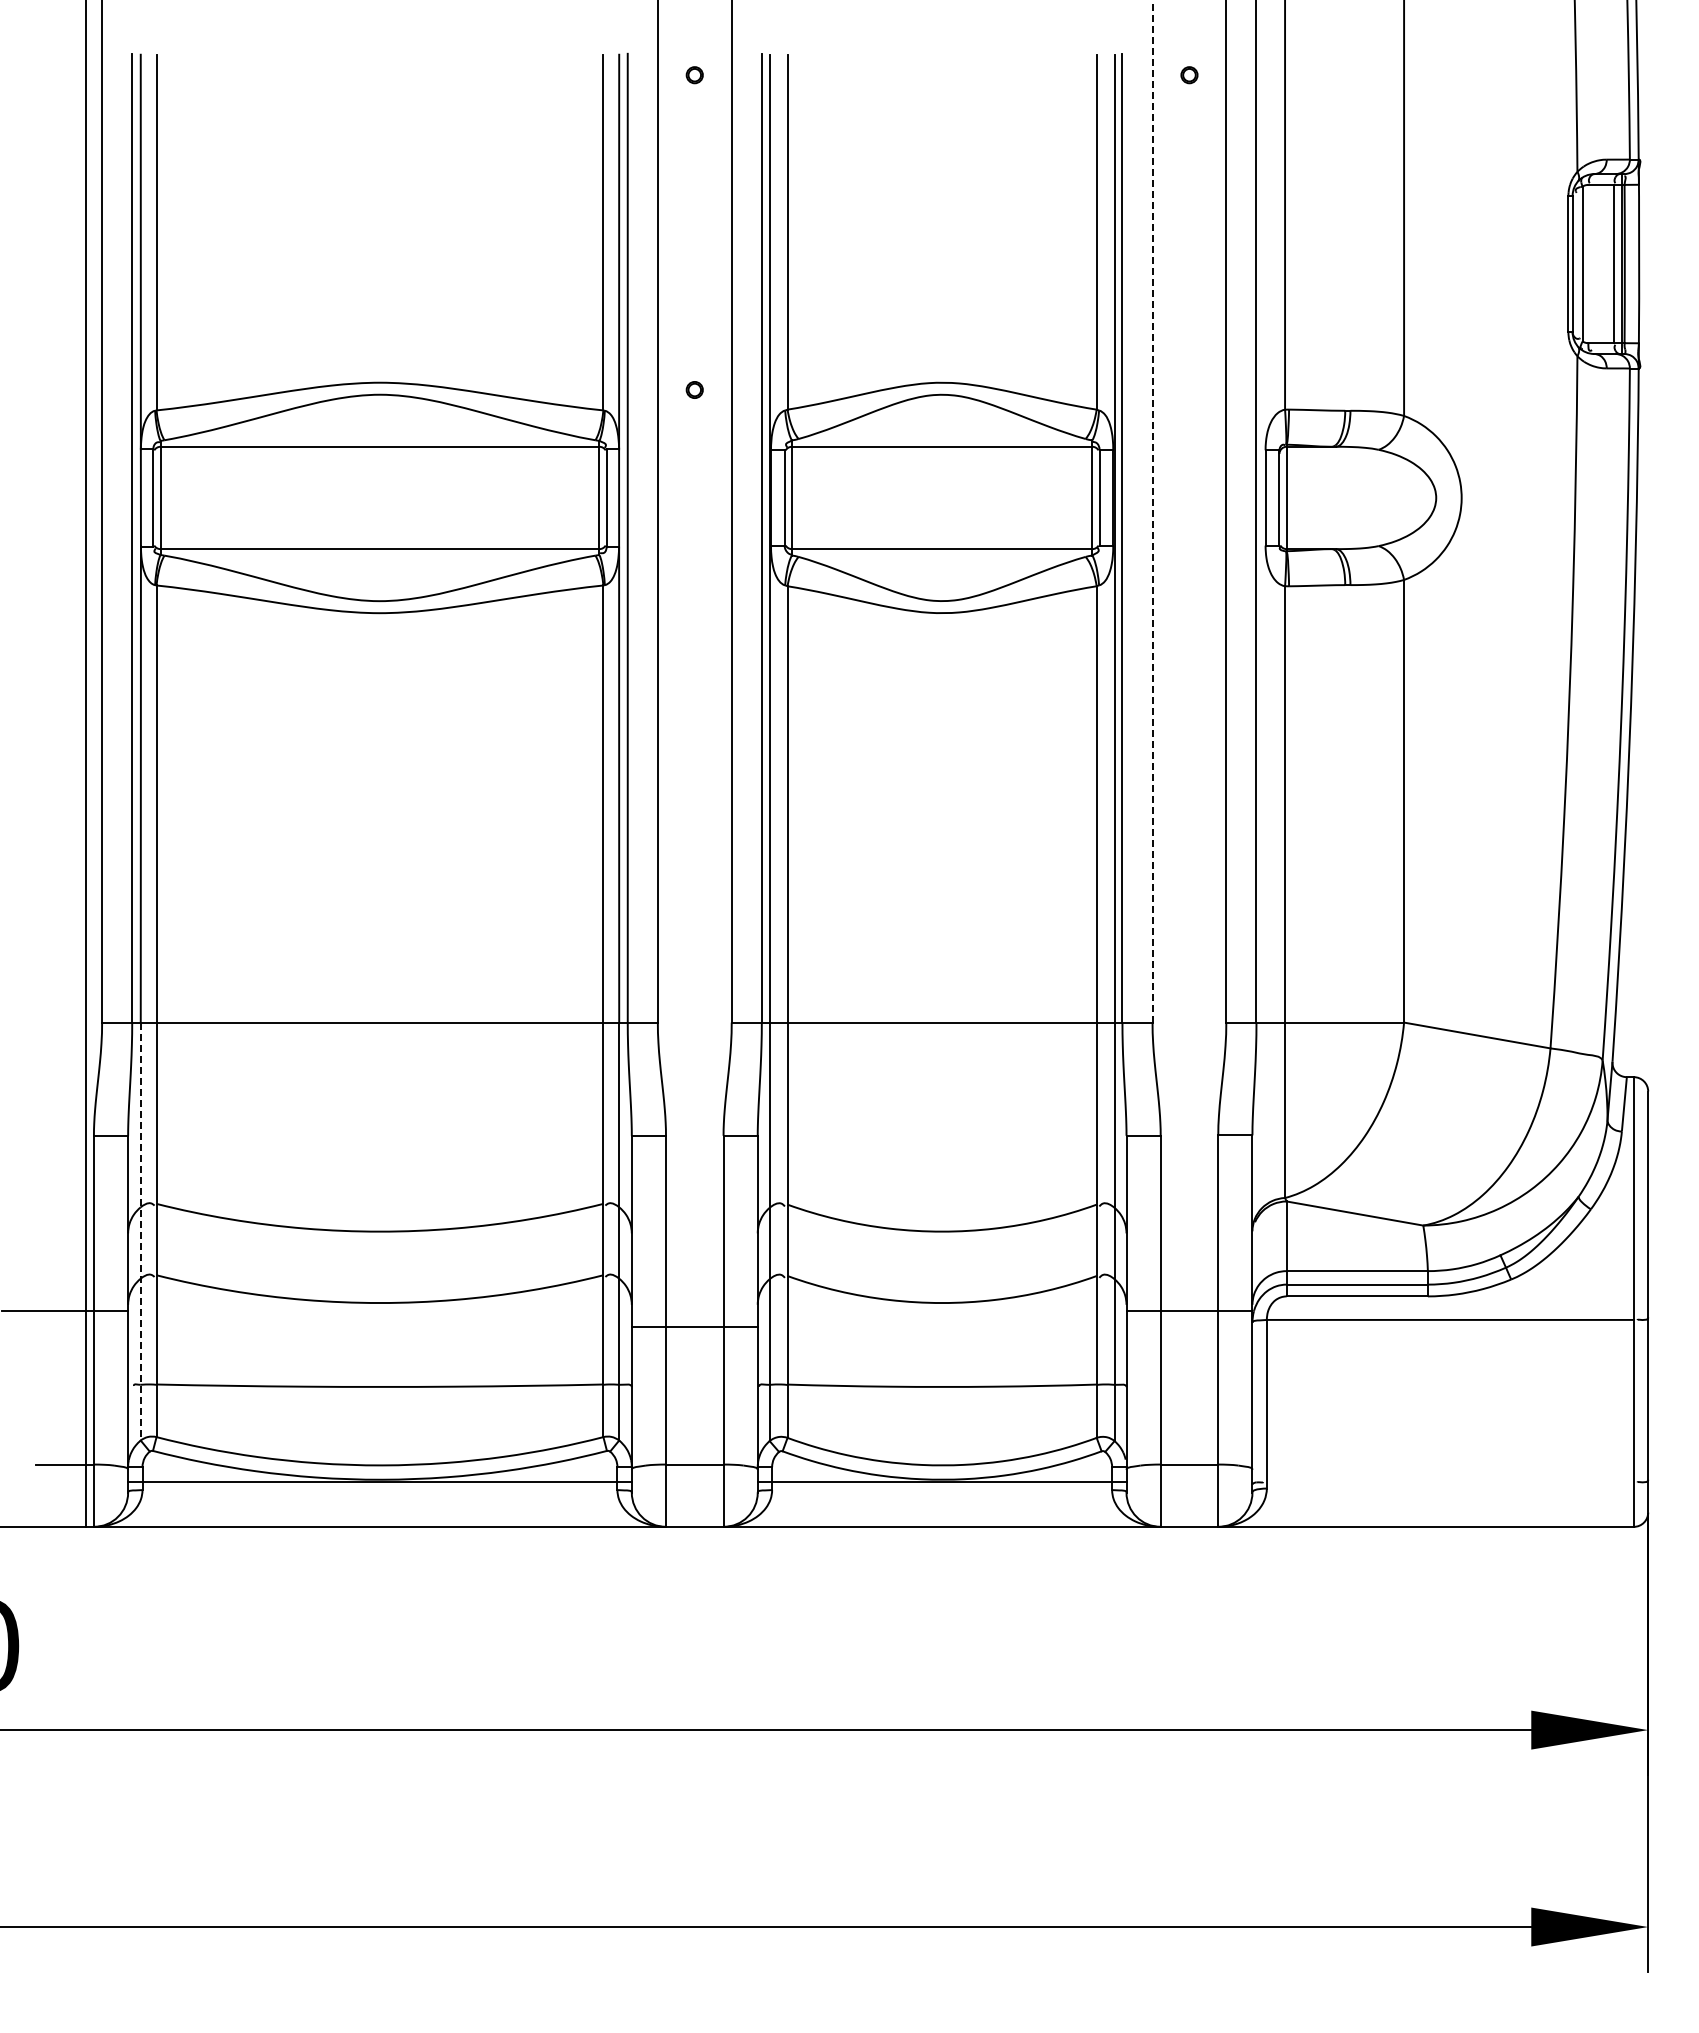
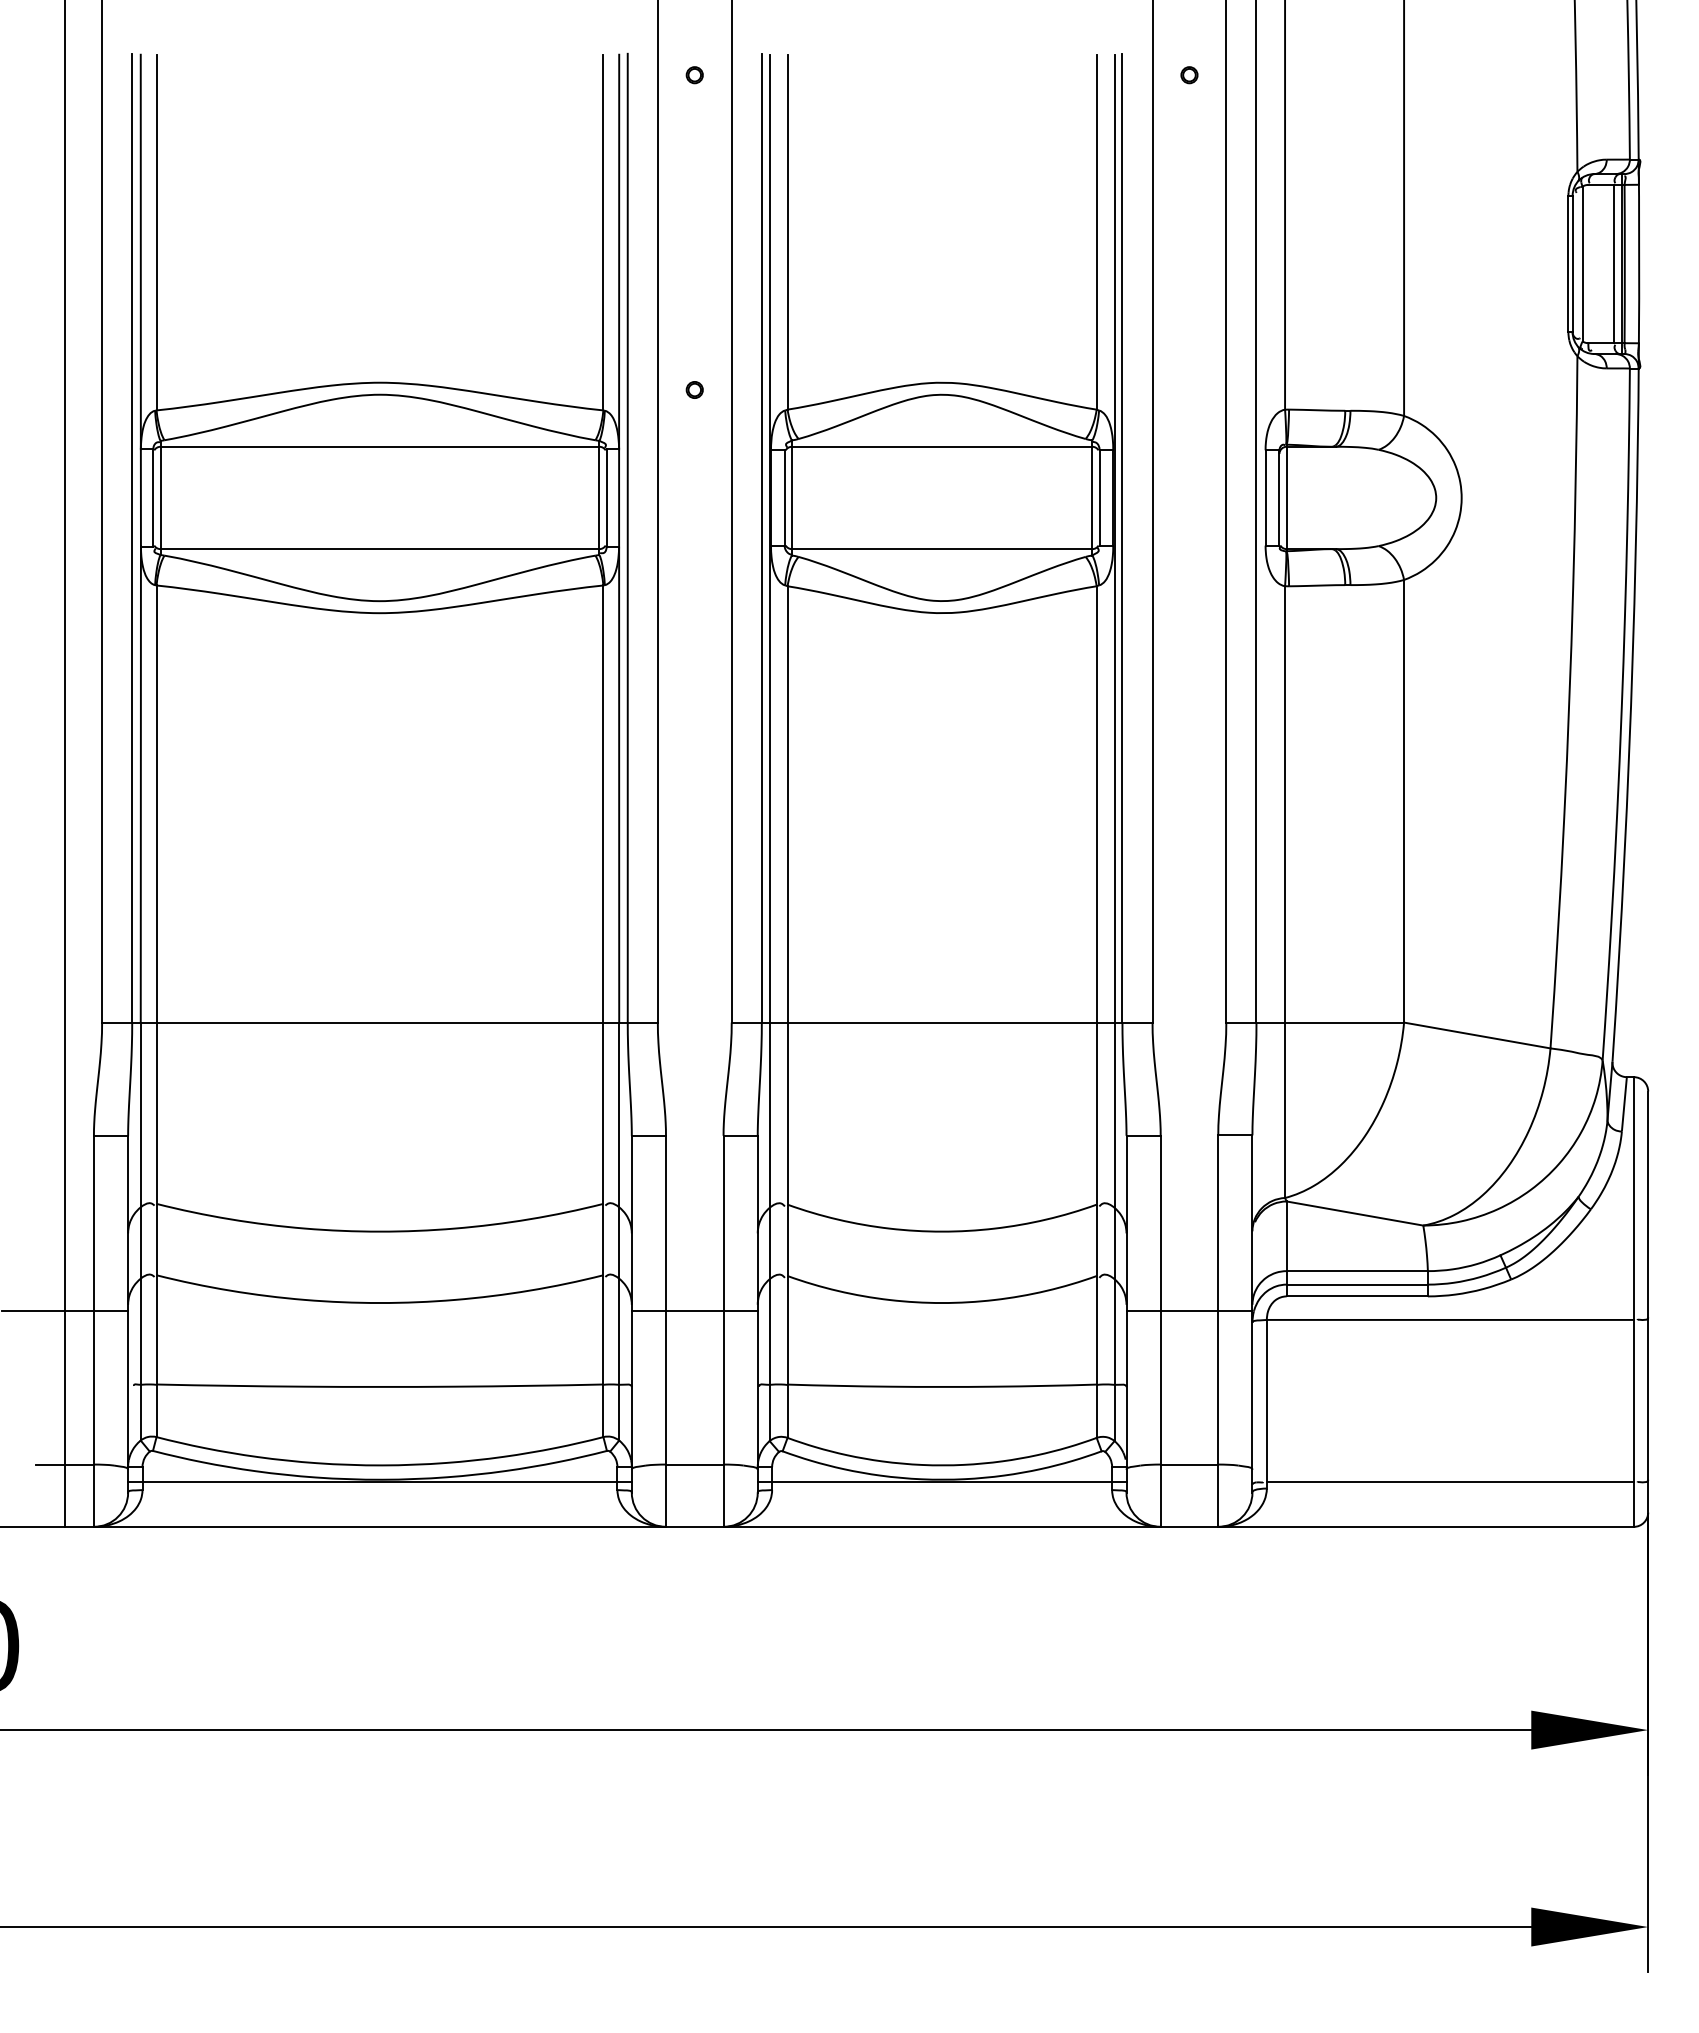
line: dashed -> solid (1152, 510)
line position: (86, 764) -> (65, 764) (65, 764)
line: dashed -> solid (140, 1231)
line position: (694, 1327) -> (694, 1311) (694, 1311)
line: none -> present (1449, 1482)
